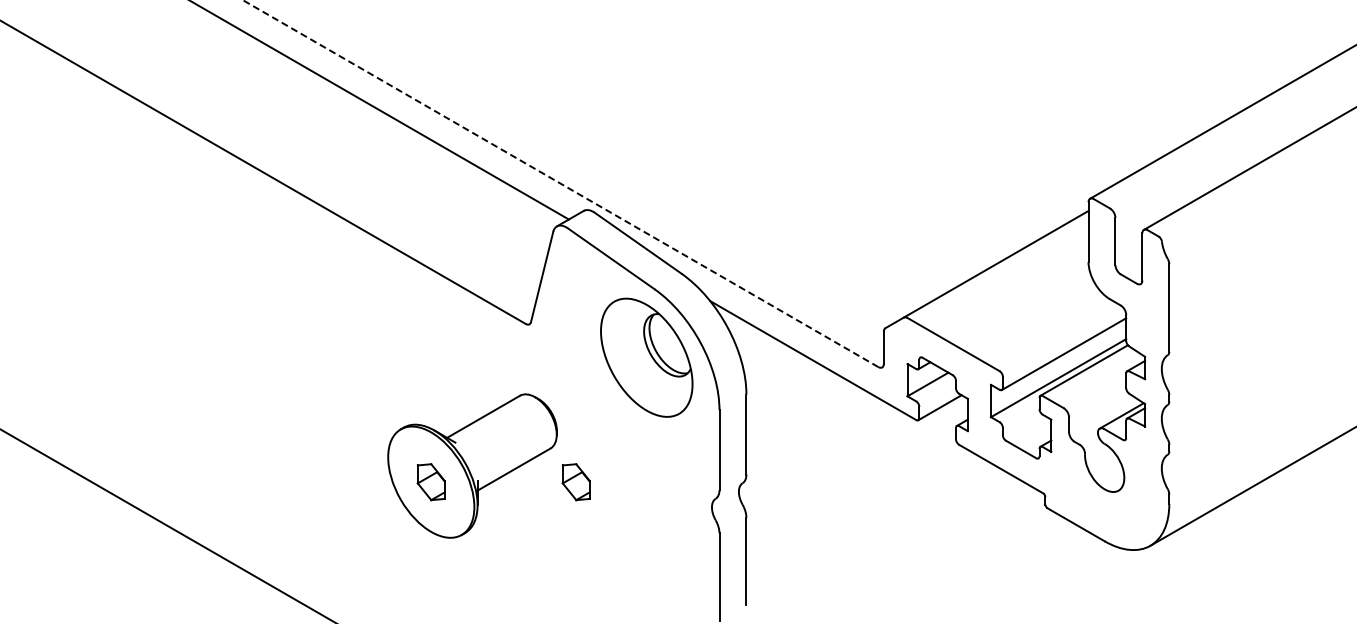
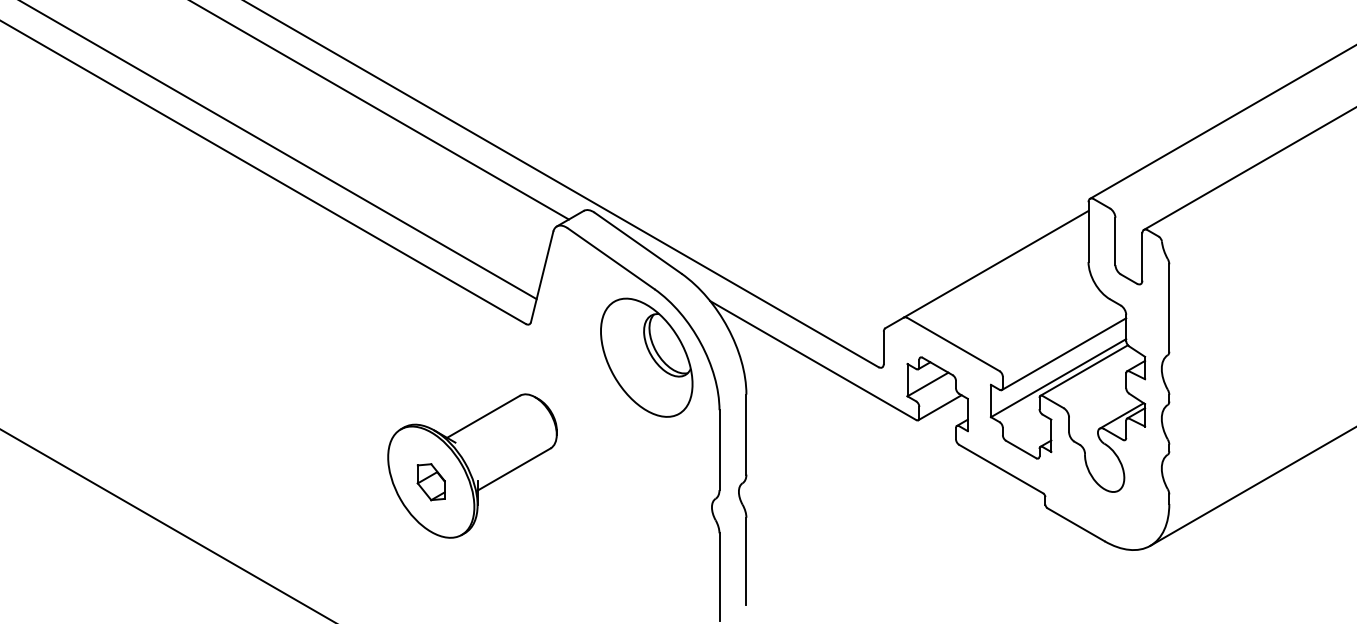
line: none -> present (279, 150)
line: dashed -> solid (560, 183)
part: present -> none (575, 482)
